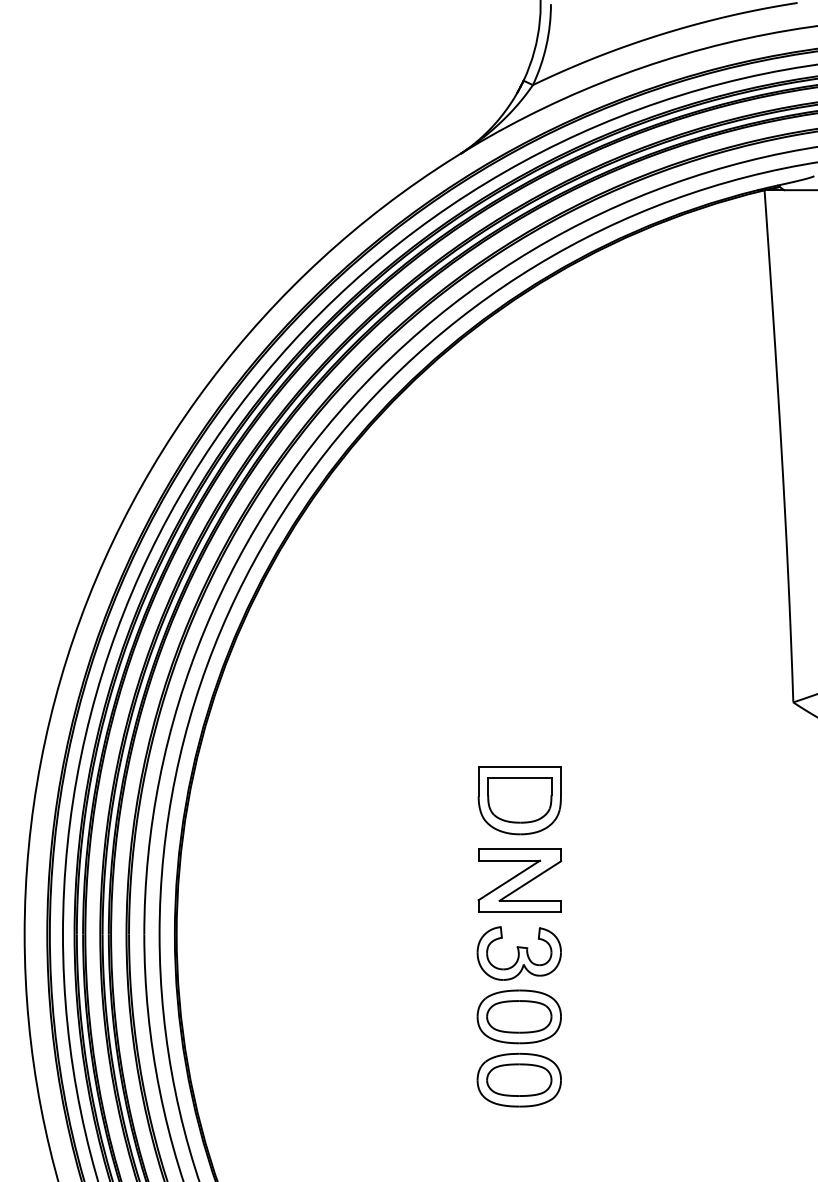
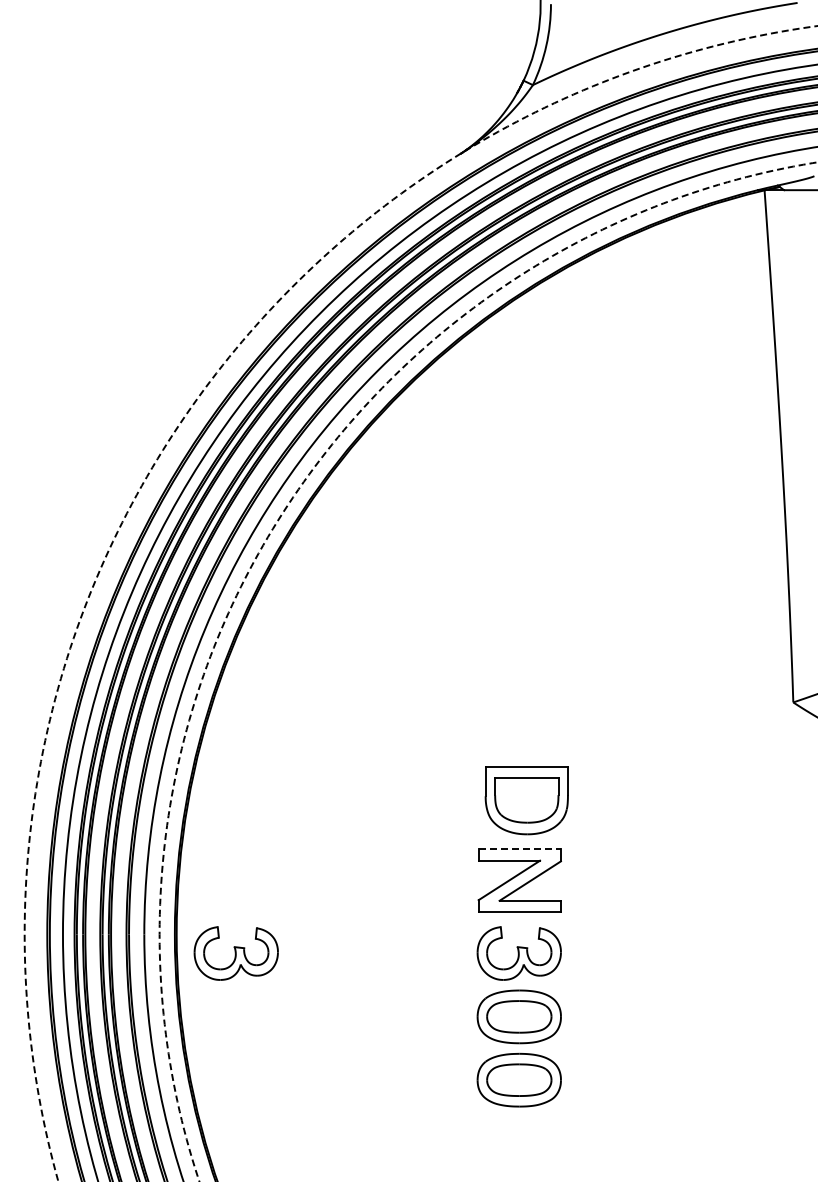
arc: solid -> dashed (174, 432)
circle: solid -> dashed (488, 671)
part position: (519, 800) -> (526, 800) (526, 800)
line: solid -> dashed (520, 849)
part: none -> present (235, 953)
